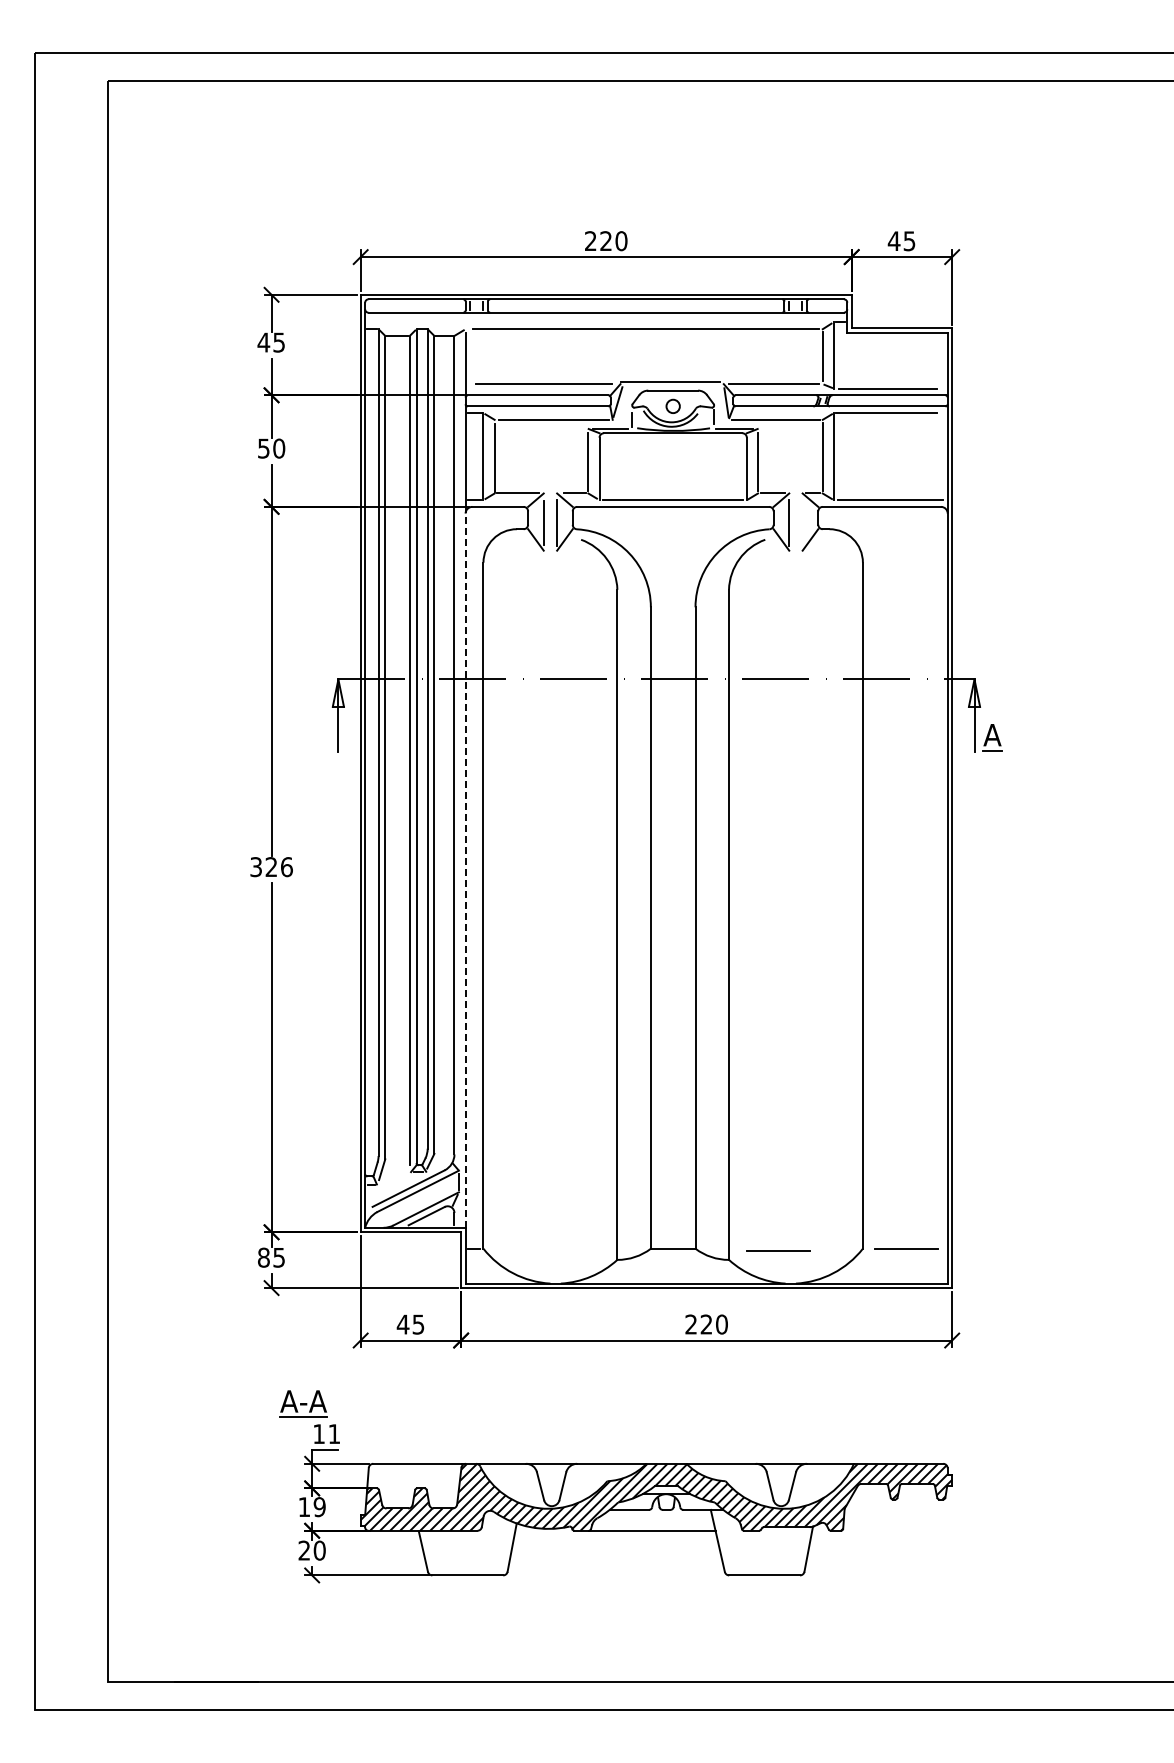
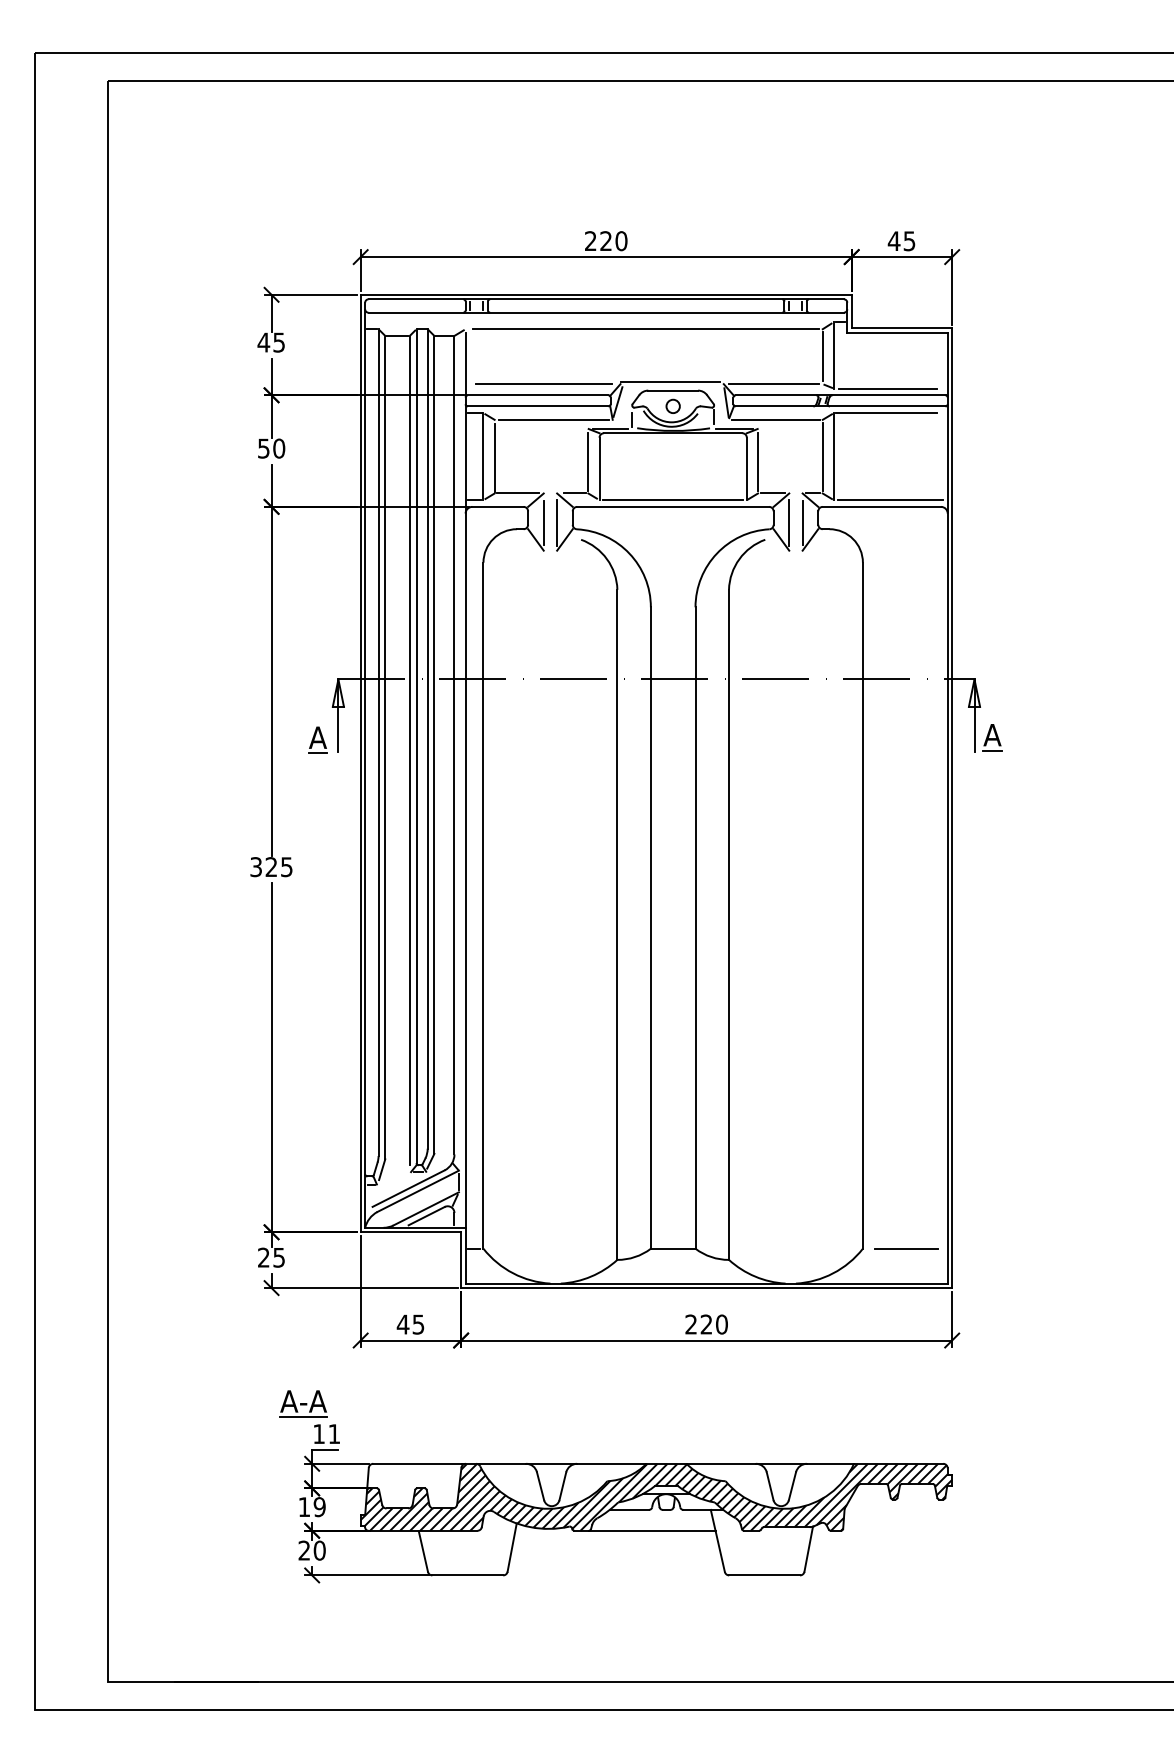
line: none -> present (802, 523)
part: none -> present (317, 739)
line: dashed -> solid (465, 866)
text: 326 -> 325 (286, 867)
line: present -> none (778, 1250)
text: 85 -> 25 (263, 1257)
